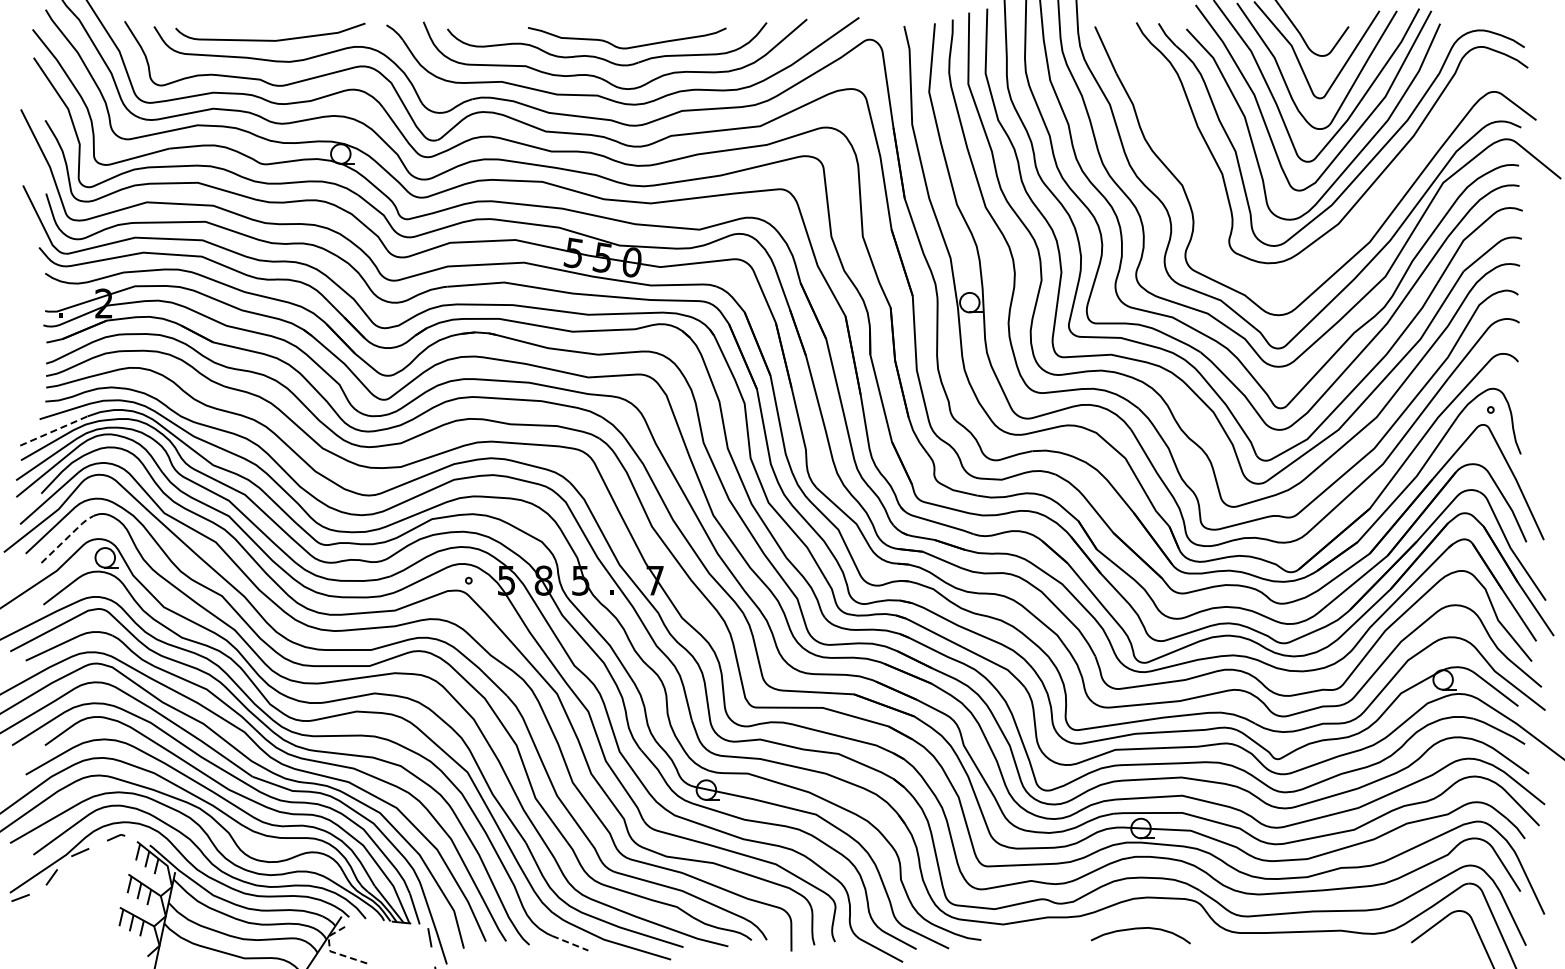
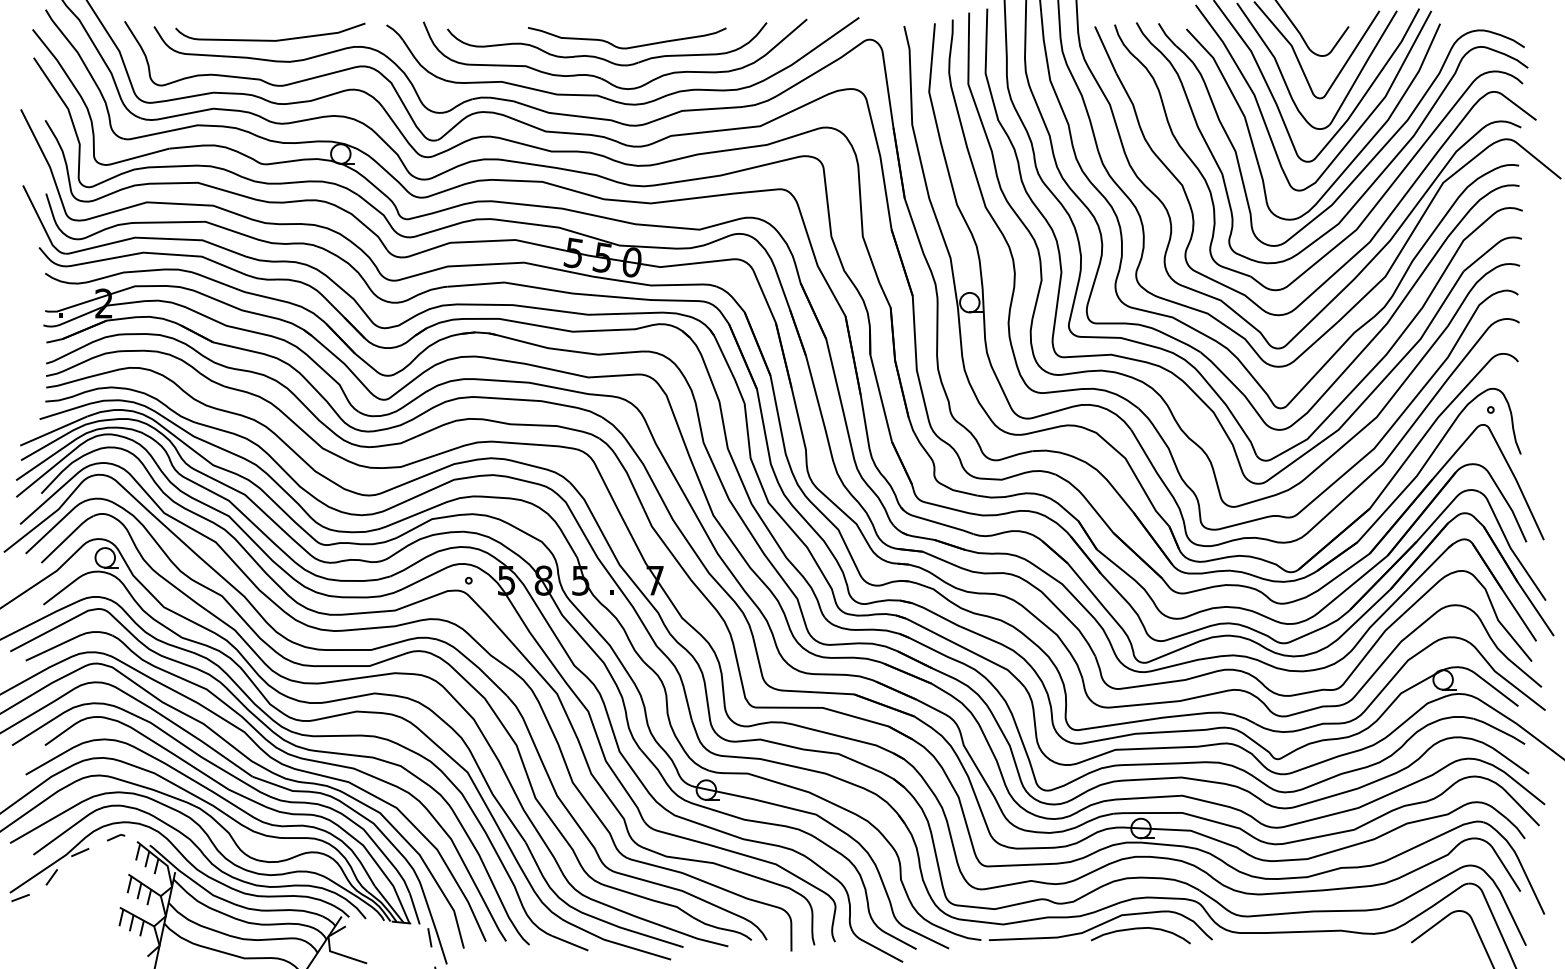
part: none -> present (1376, 202)
line: dashed -> solid (53, 431)
line: dashed -> solid (67, 537)
curve: none -> present (1100, 925)
line: dashed -> solid (570, 943)
line: dashed -> solid (330, 951)
